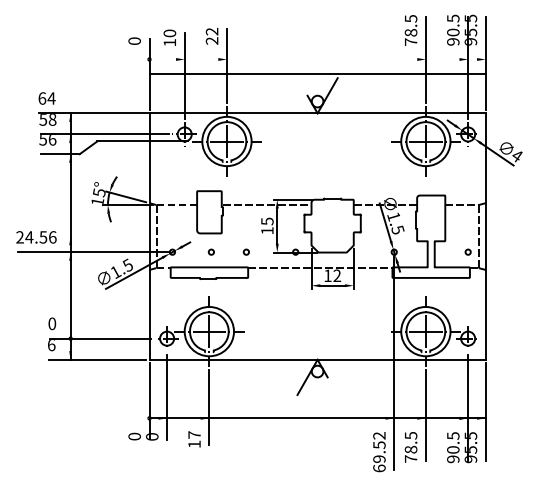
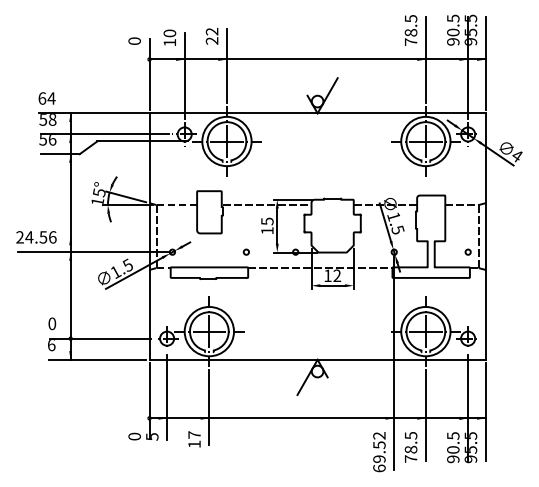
line position: (317, 74) -> (317, 59) (317, 59)
circle: present -> none (210, 251)
text: 0 -> 5 (152, 436)
